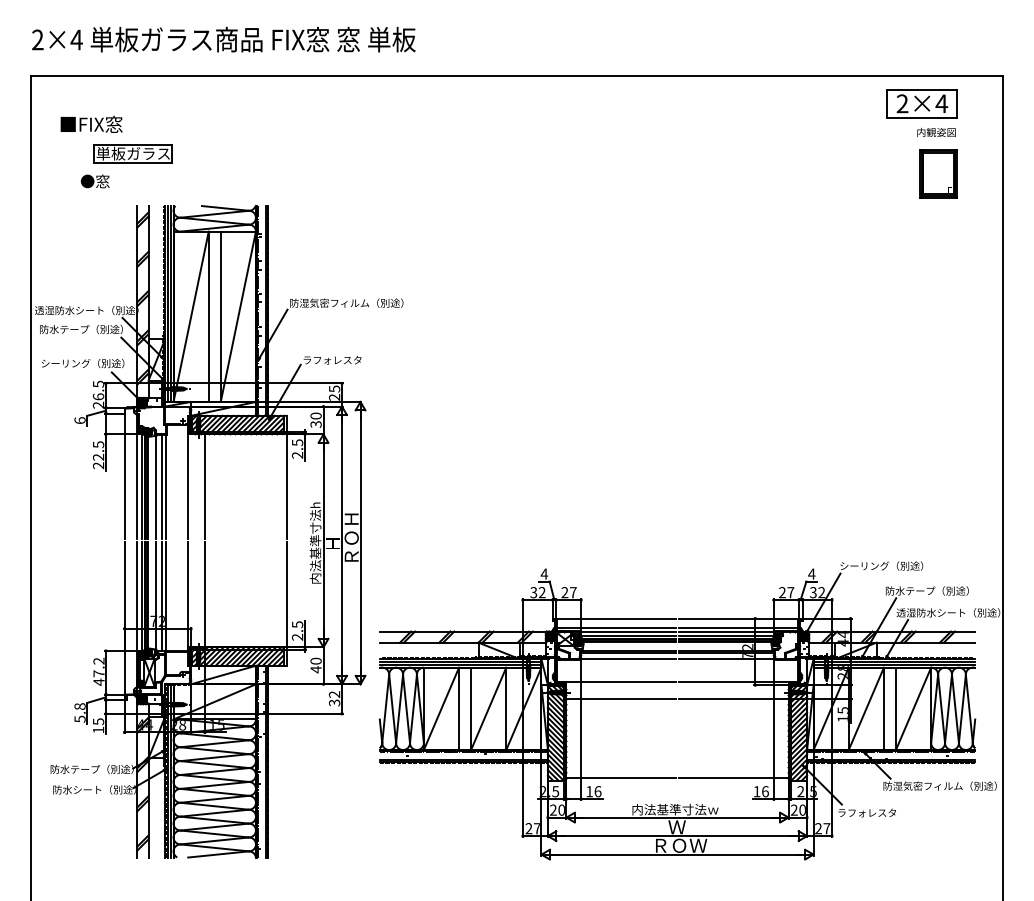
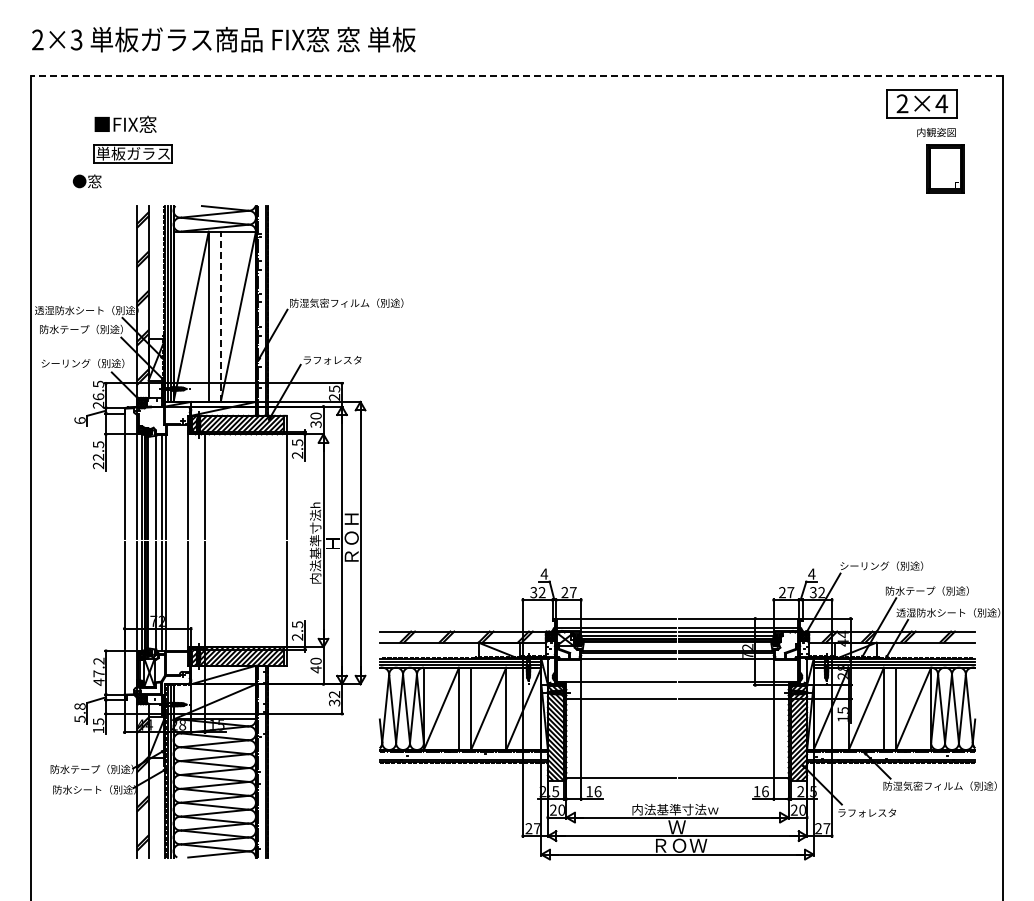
text: 2×4 -> 2×3 (76, 39)
line: solid -> dashed (516, 76)
text position: (91, 123) -> (125, 123) (125, 123)
part position: (938, 173) -> (945, 168) (945, 168)
text position: (94, 181) -> (86, 181) (86, 181)
line: solid -> dashed (220, 316)
